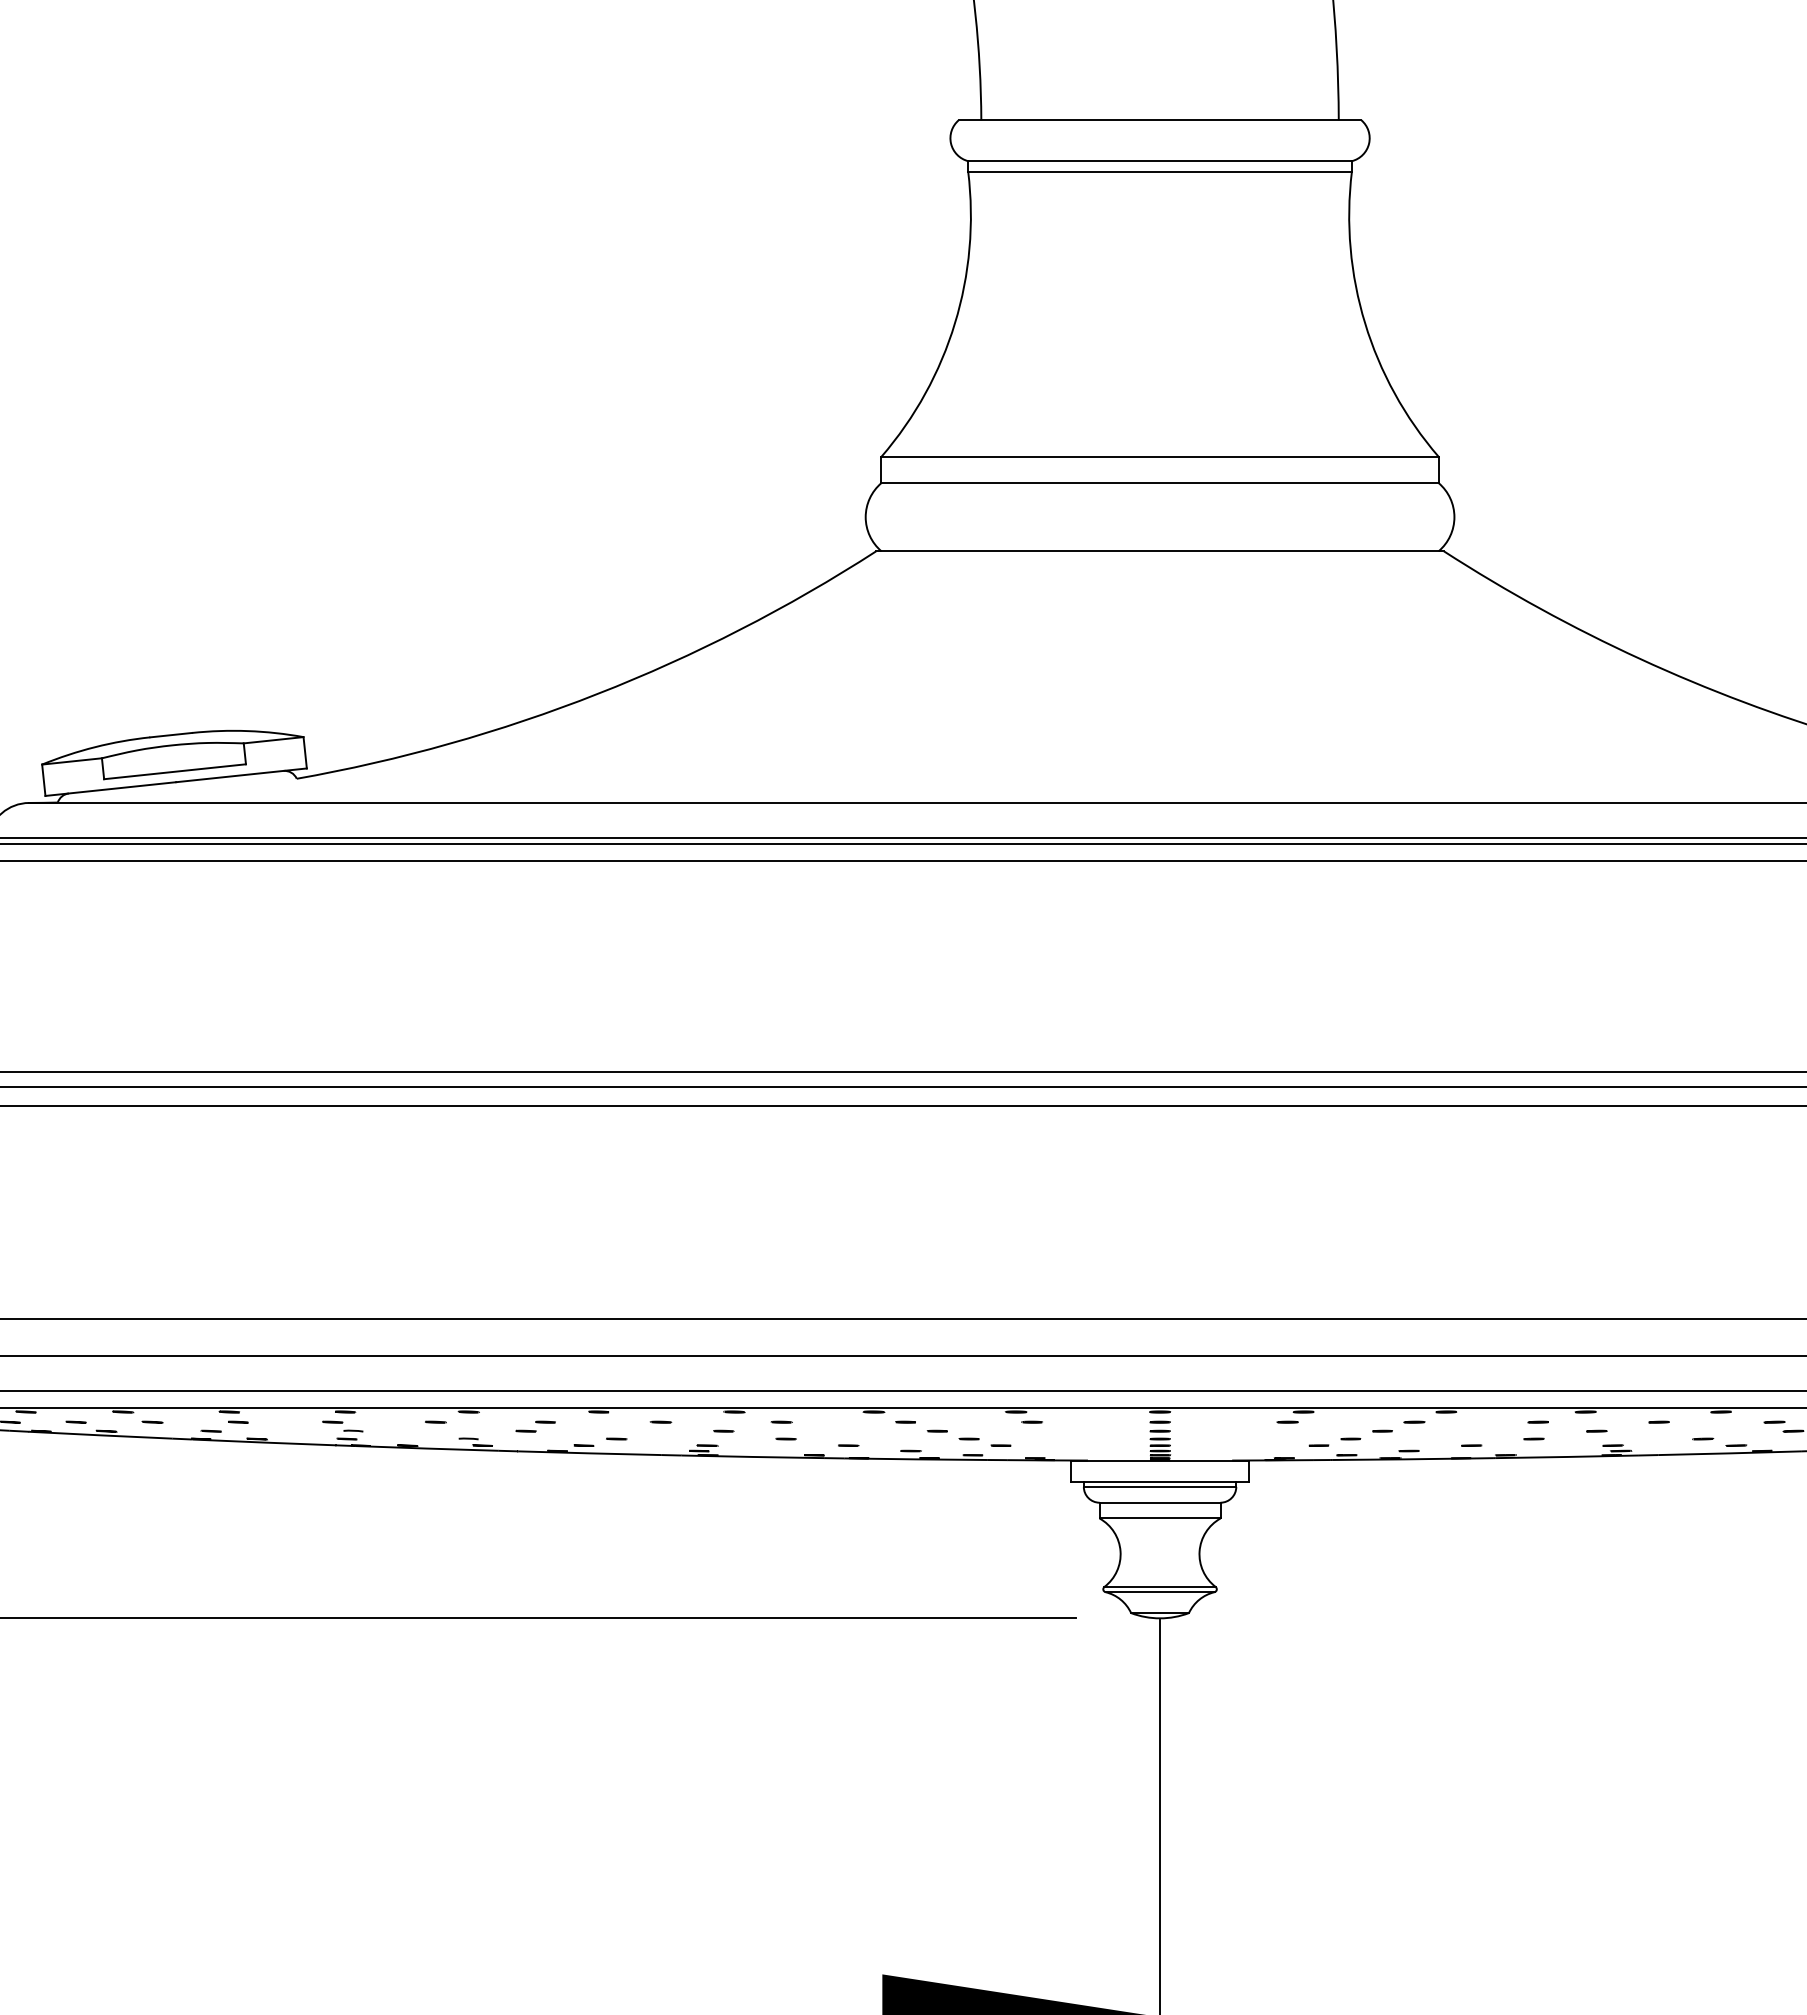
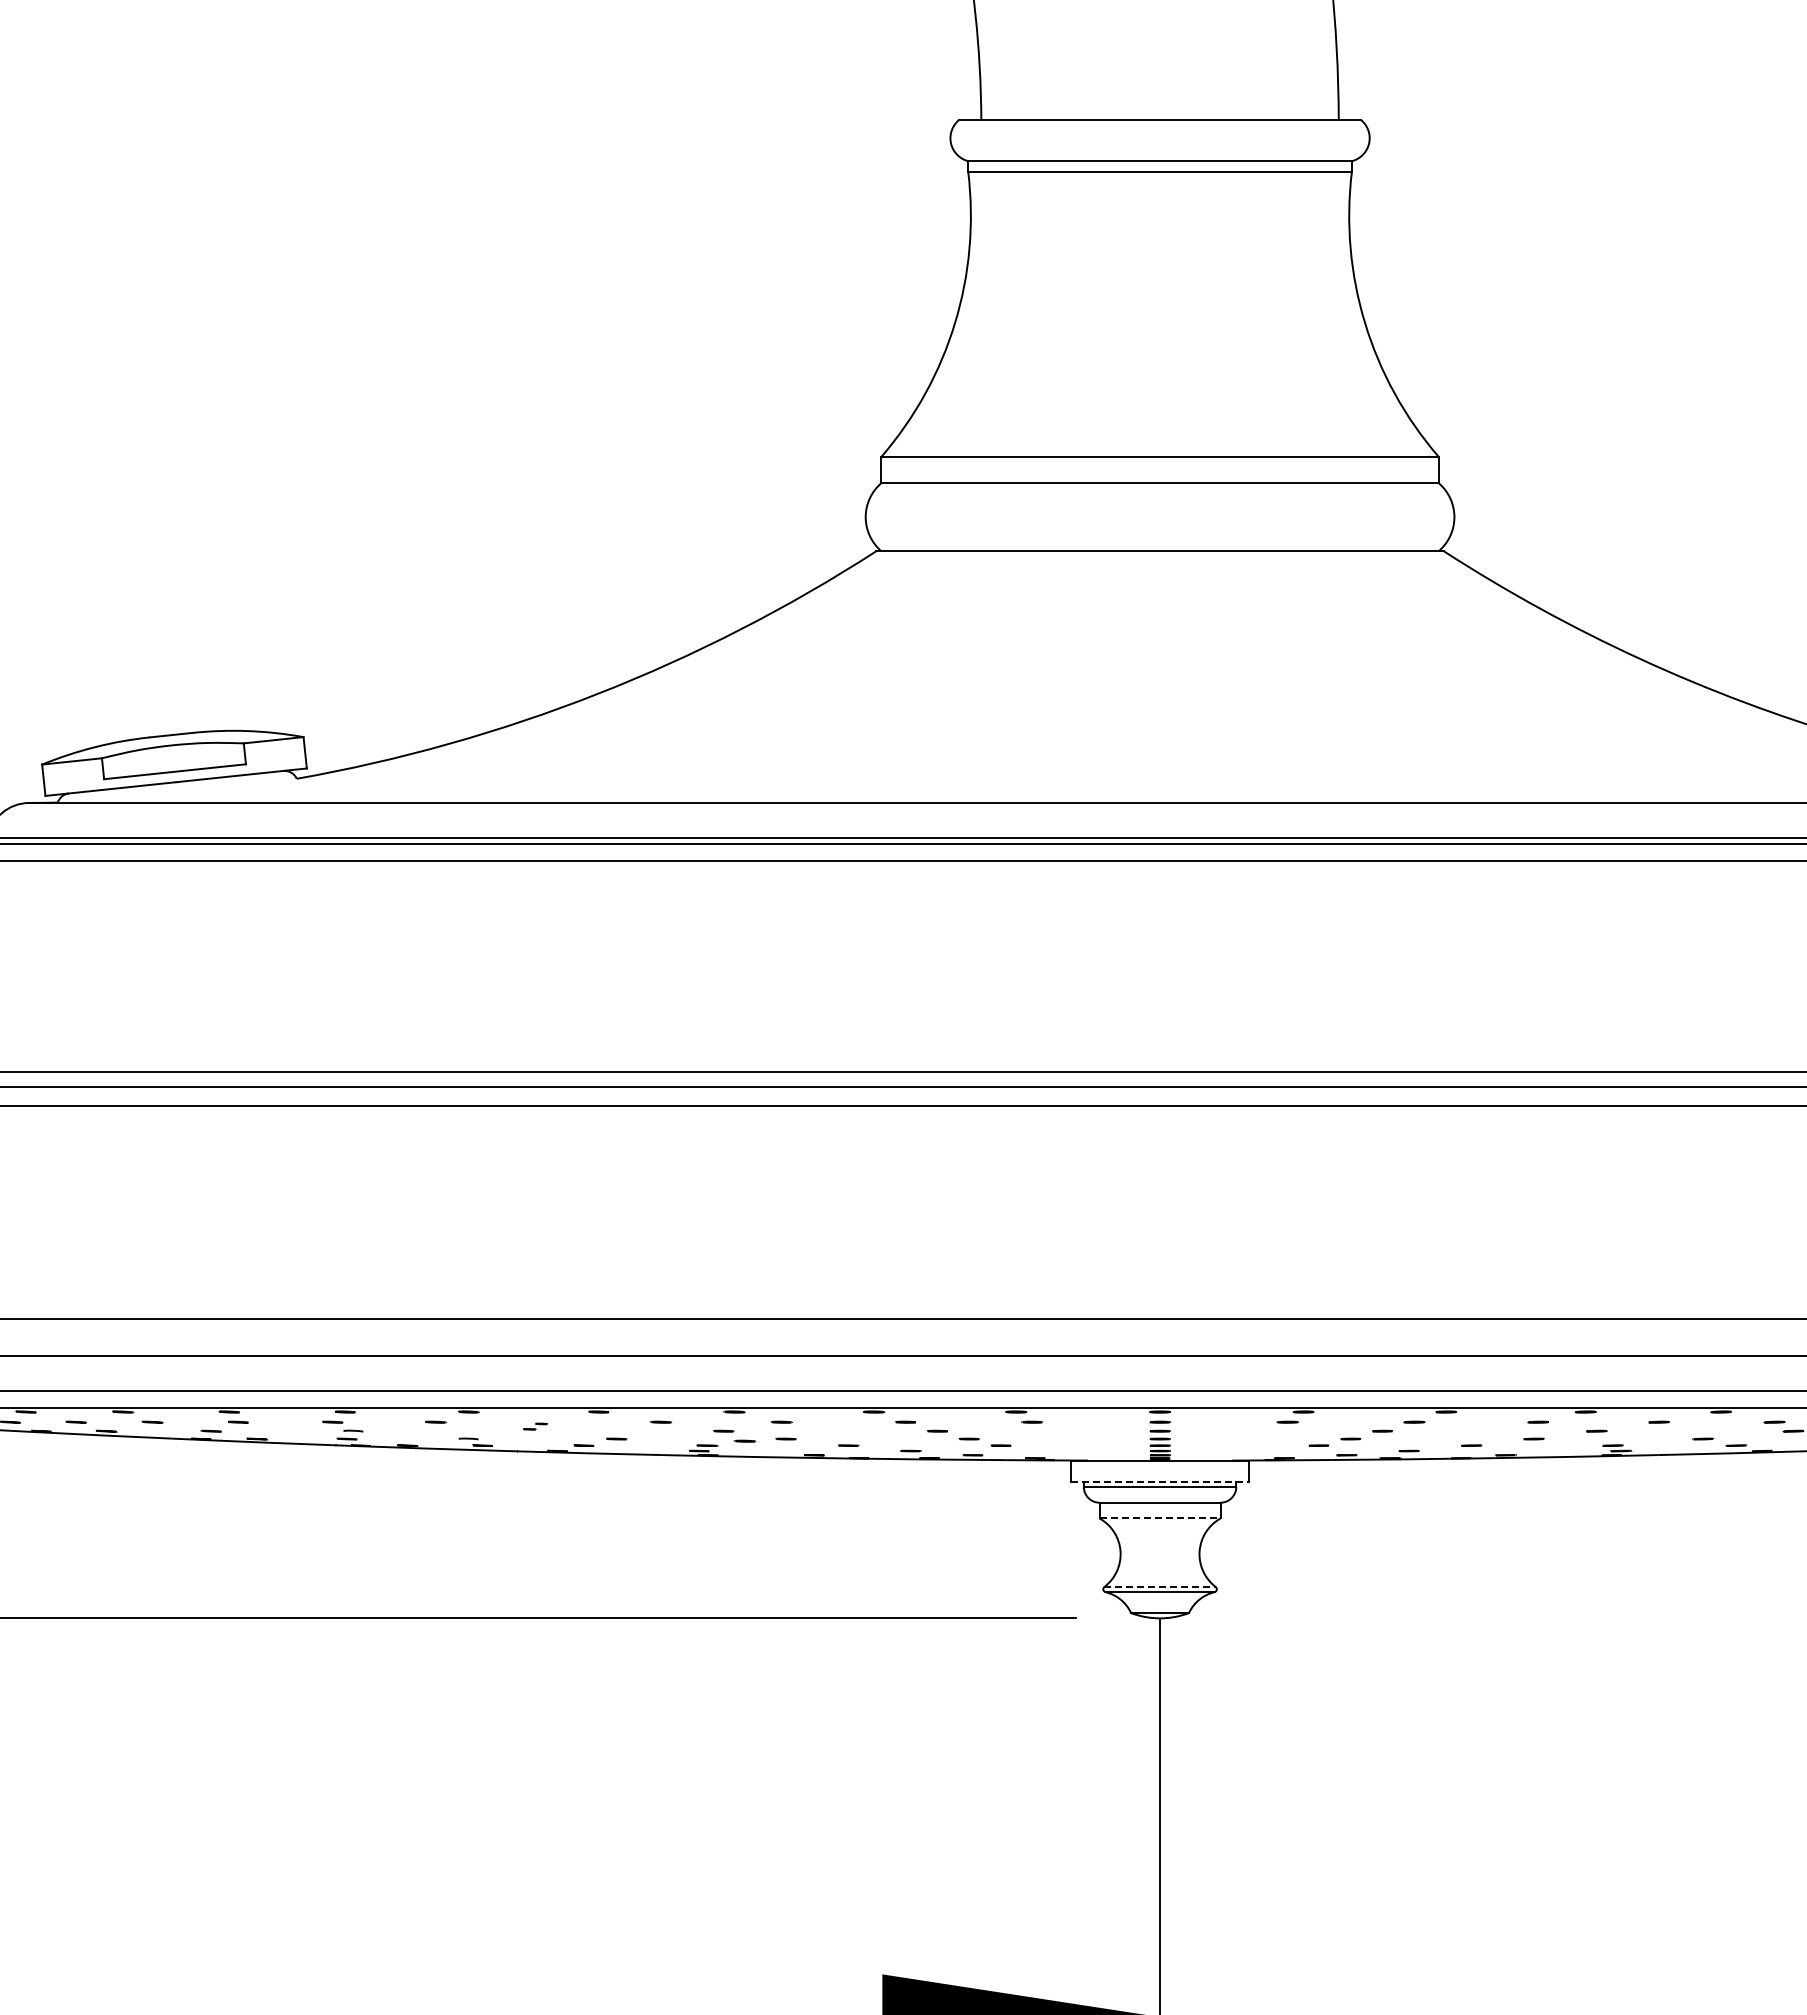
part size: 41x13 px -> 25x9 px (535, 1426)
line: none -> present (744, 1440)
line: solid -> dashed (1160, 1481)
line: solid -> dashed (1160, 1518)
line: solid -> dashed (1160, 1586)
